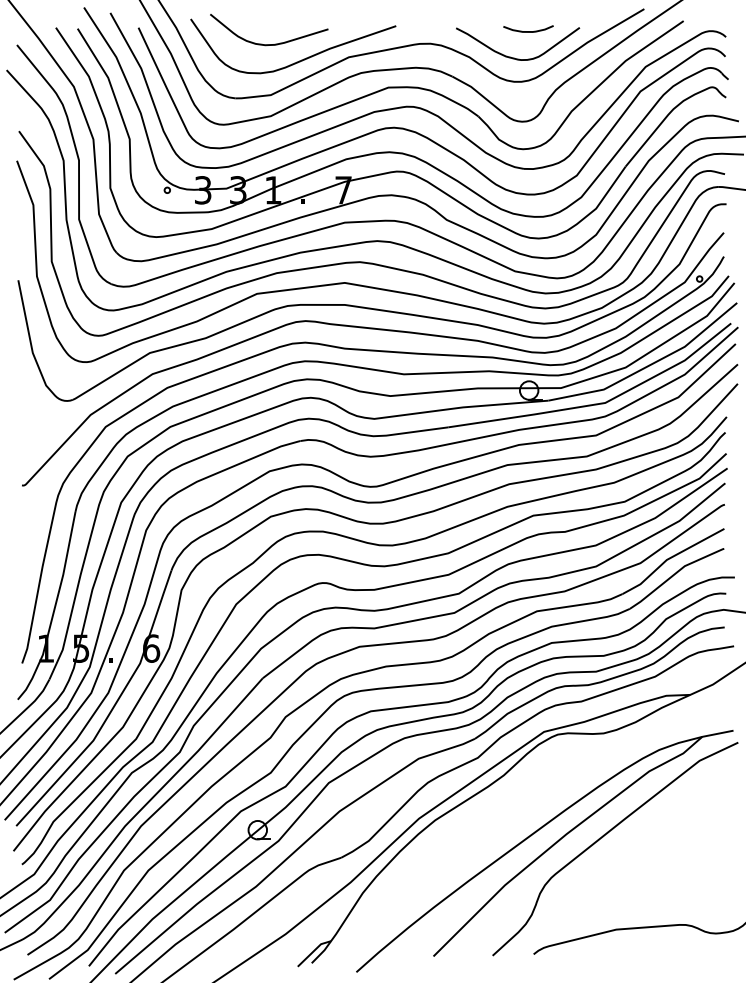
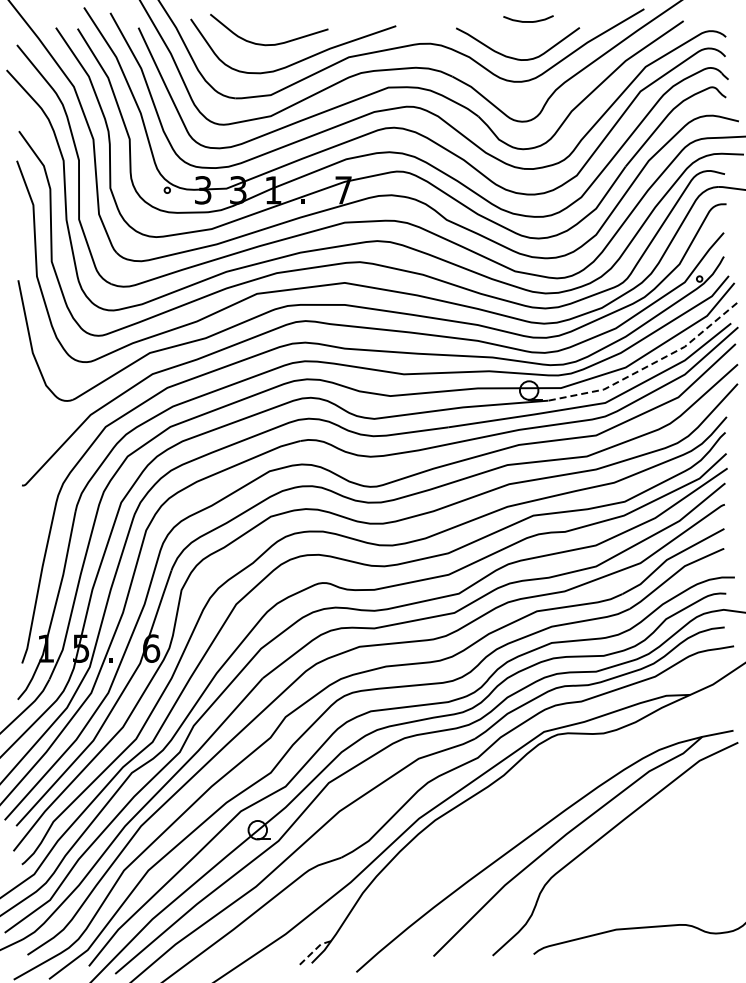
curve position: (528, 31) -> (528, 21) (528, 21)
line: solid -> dashed (649, 365)
line: solid -> dashed (313, 951)
